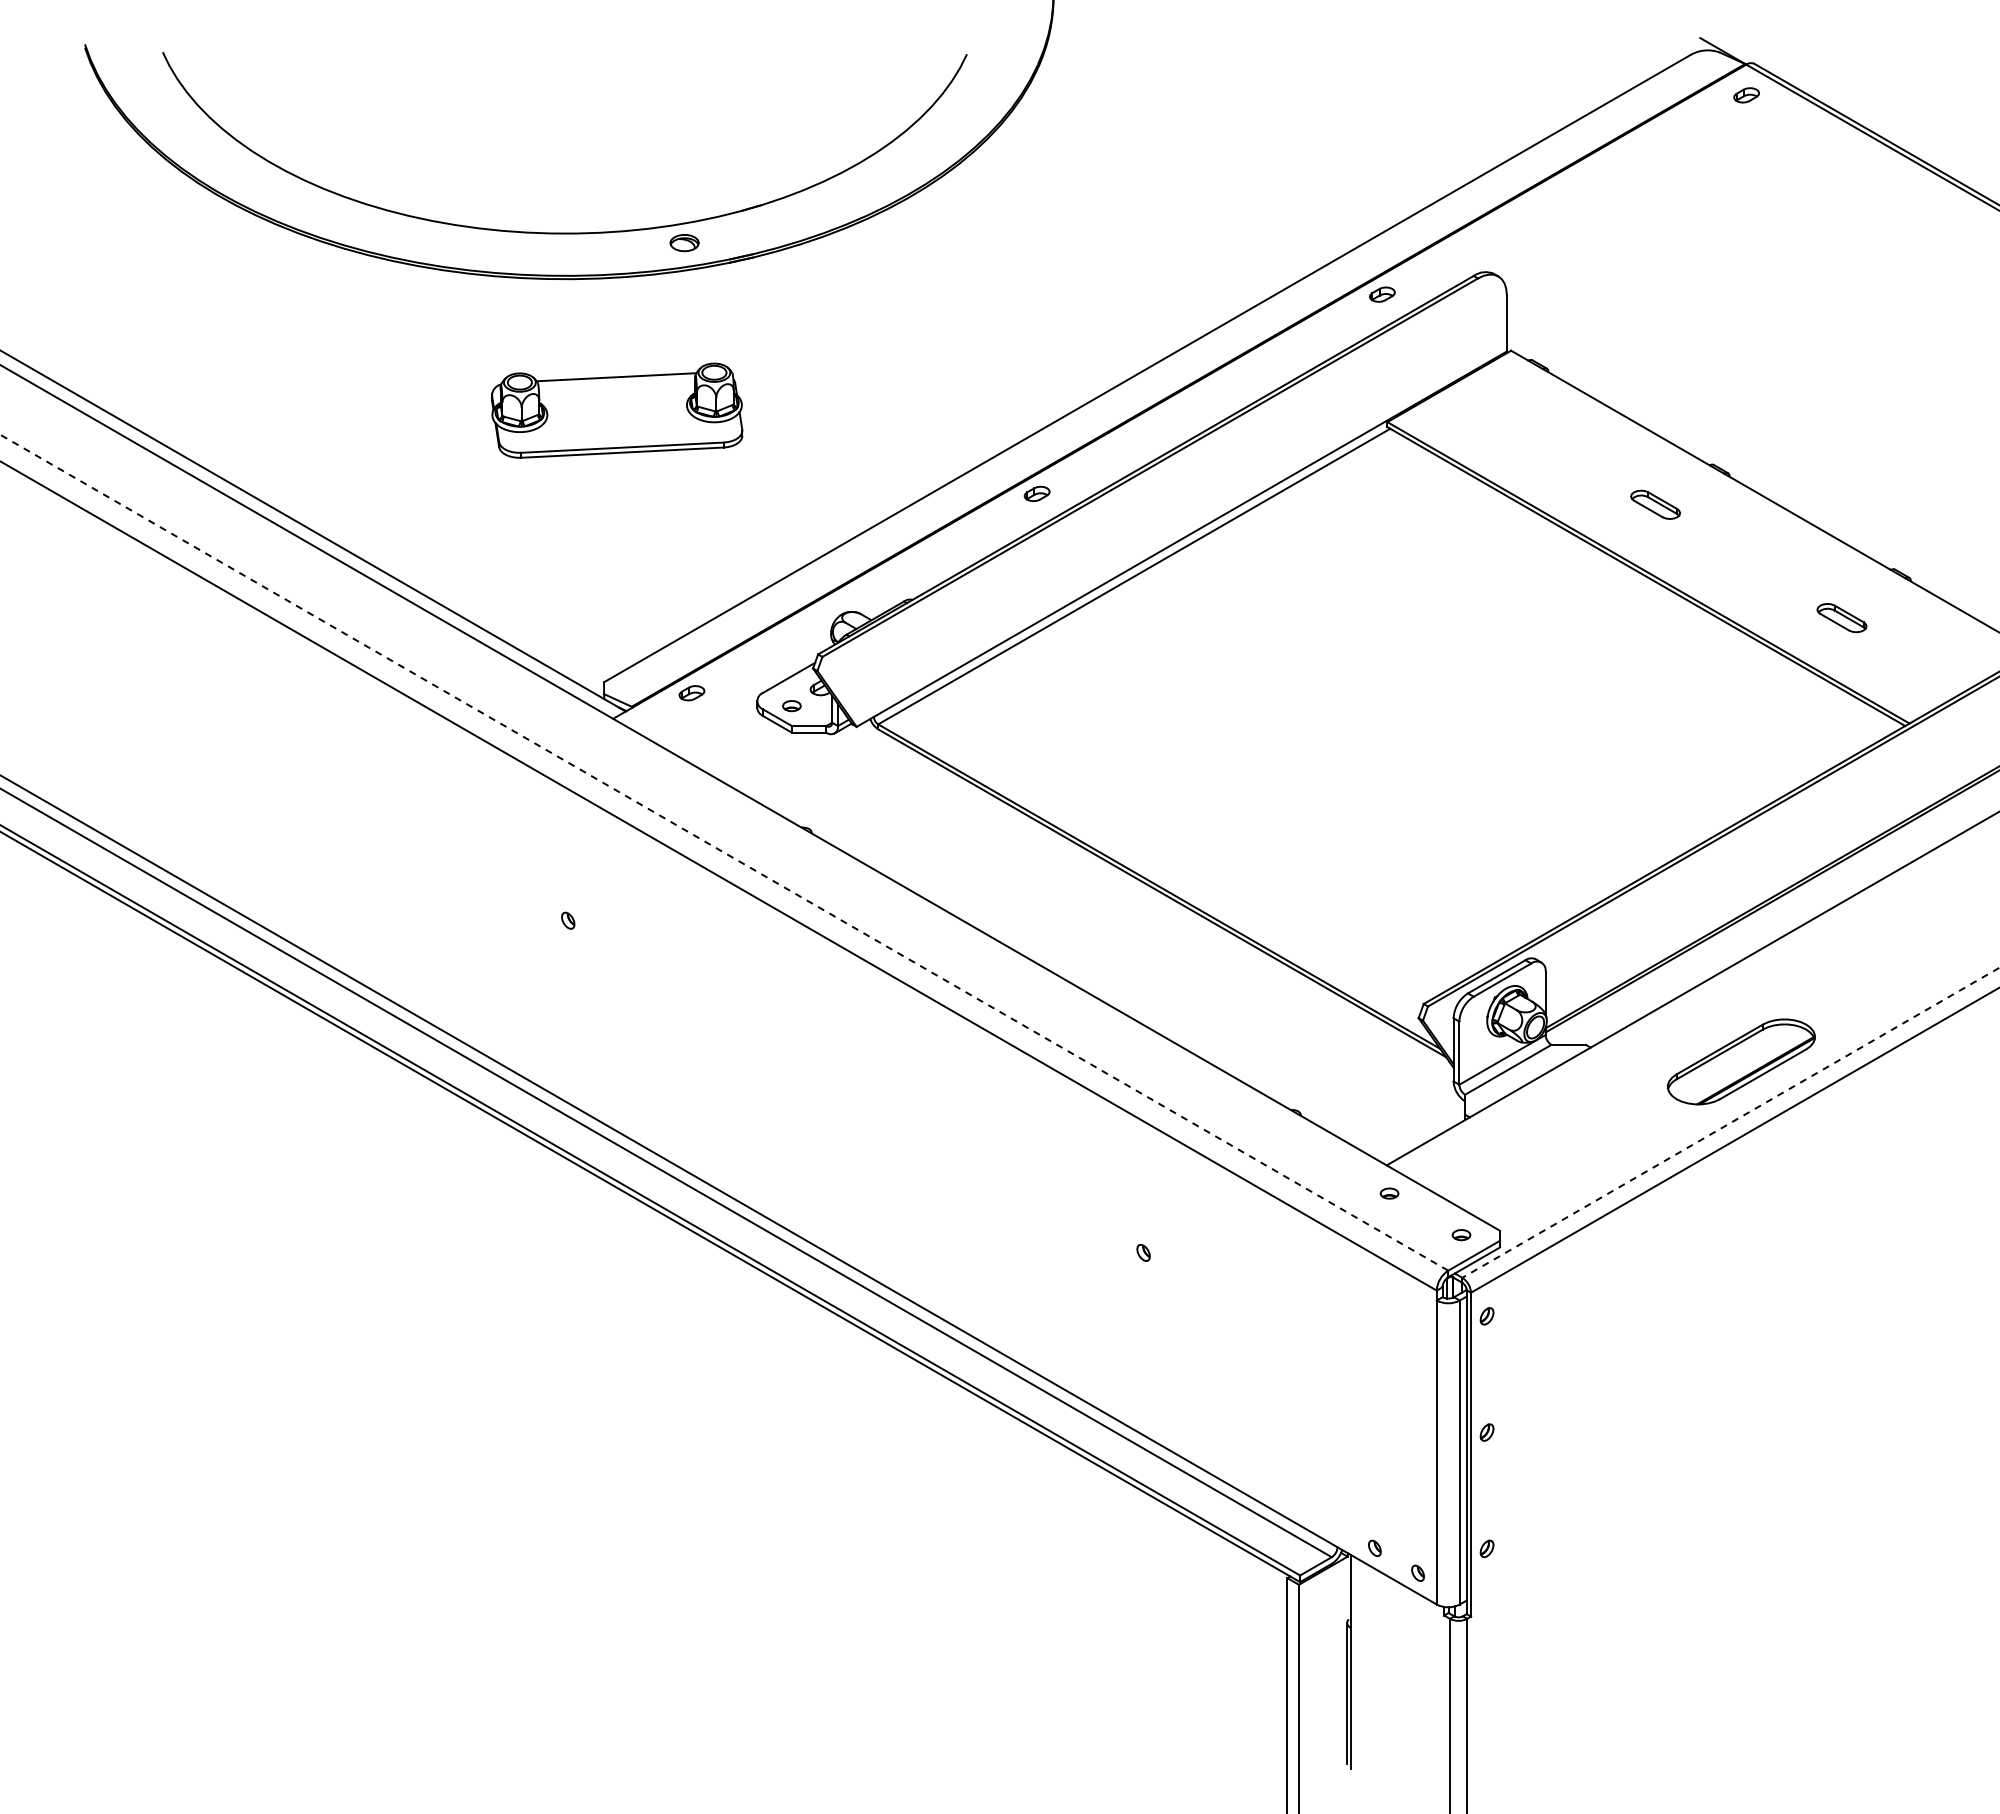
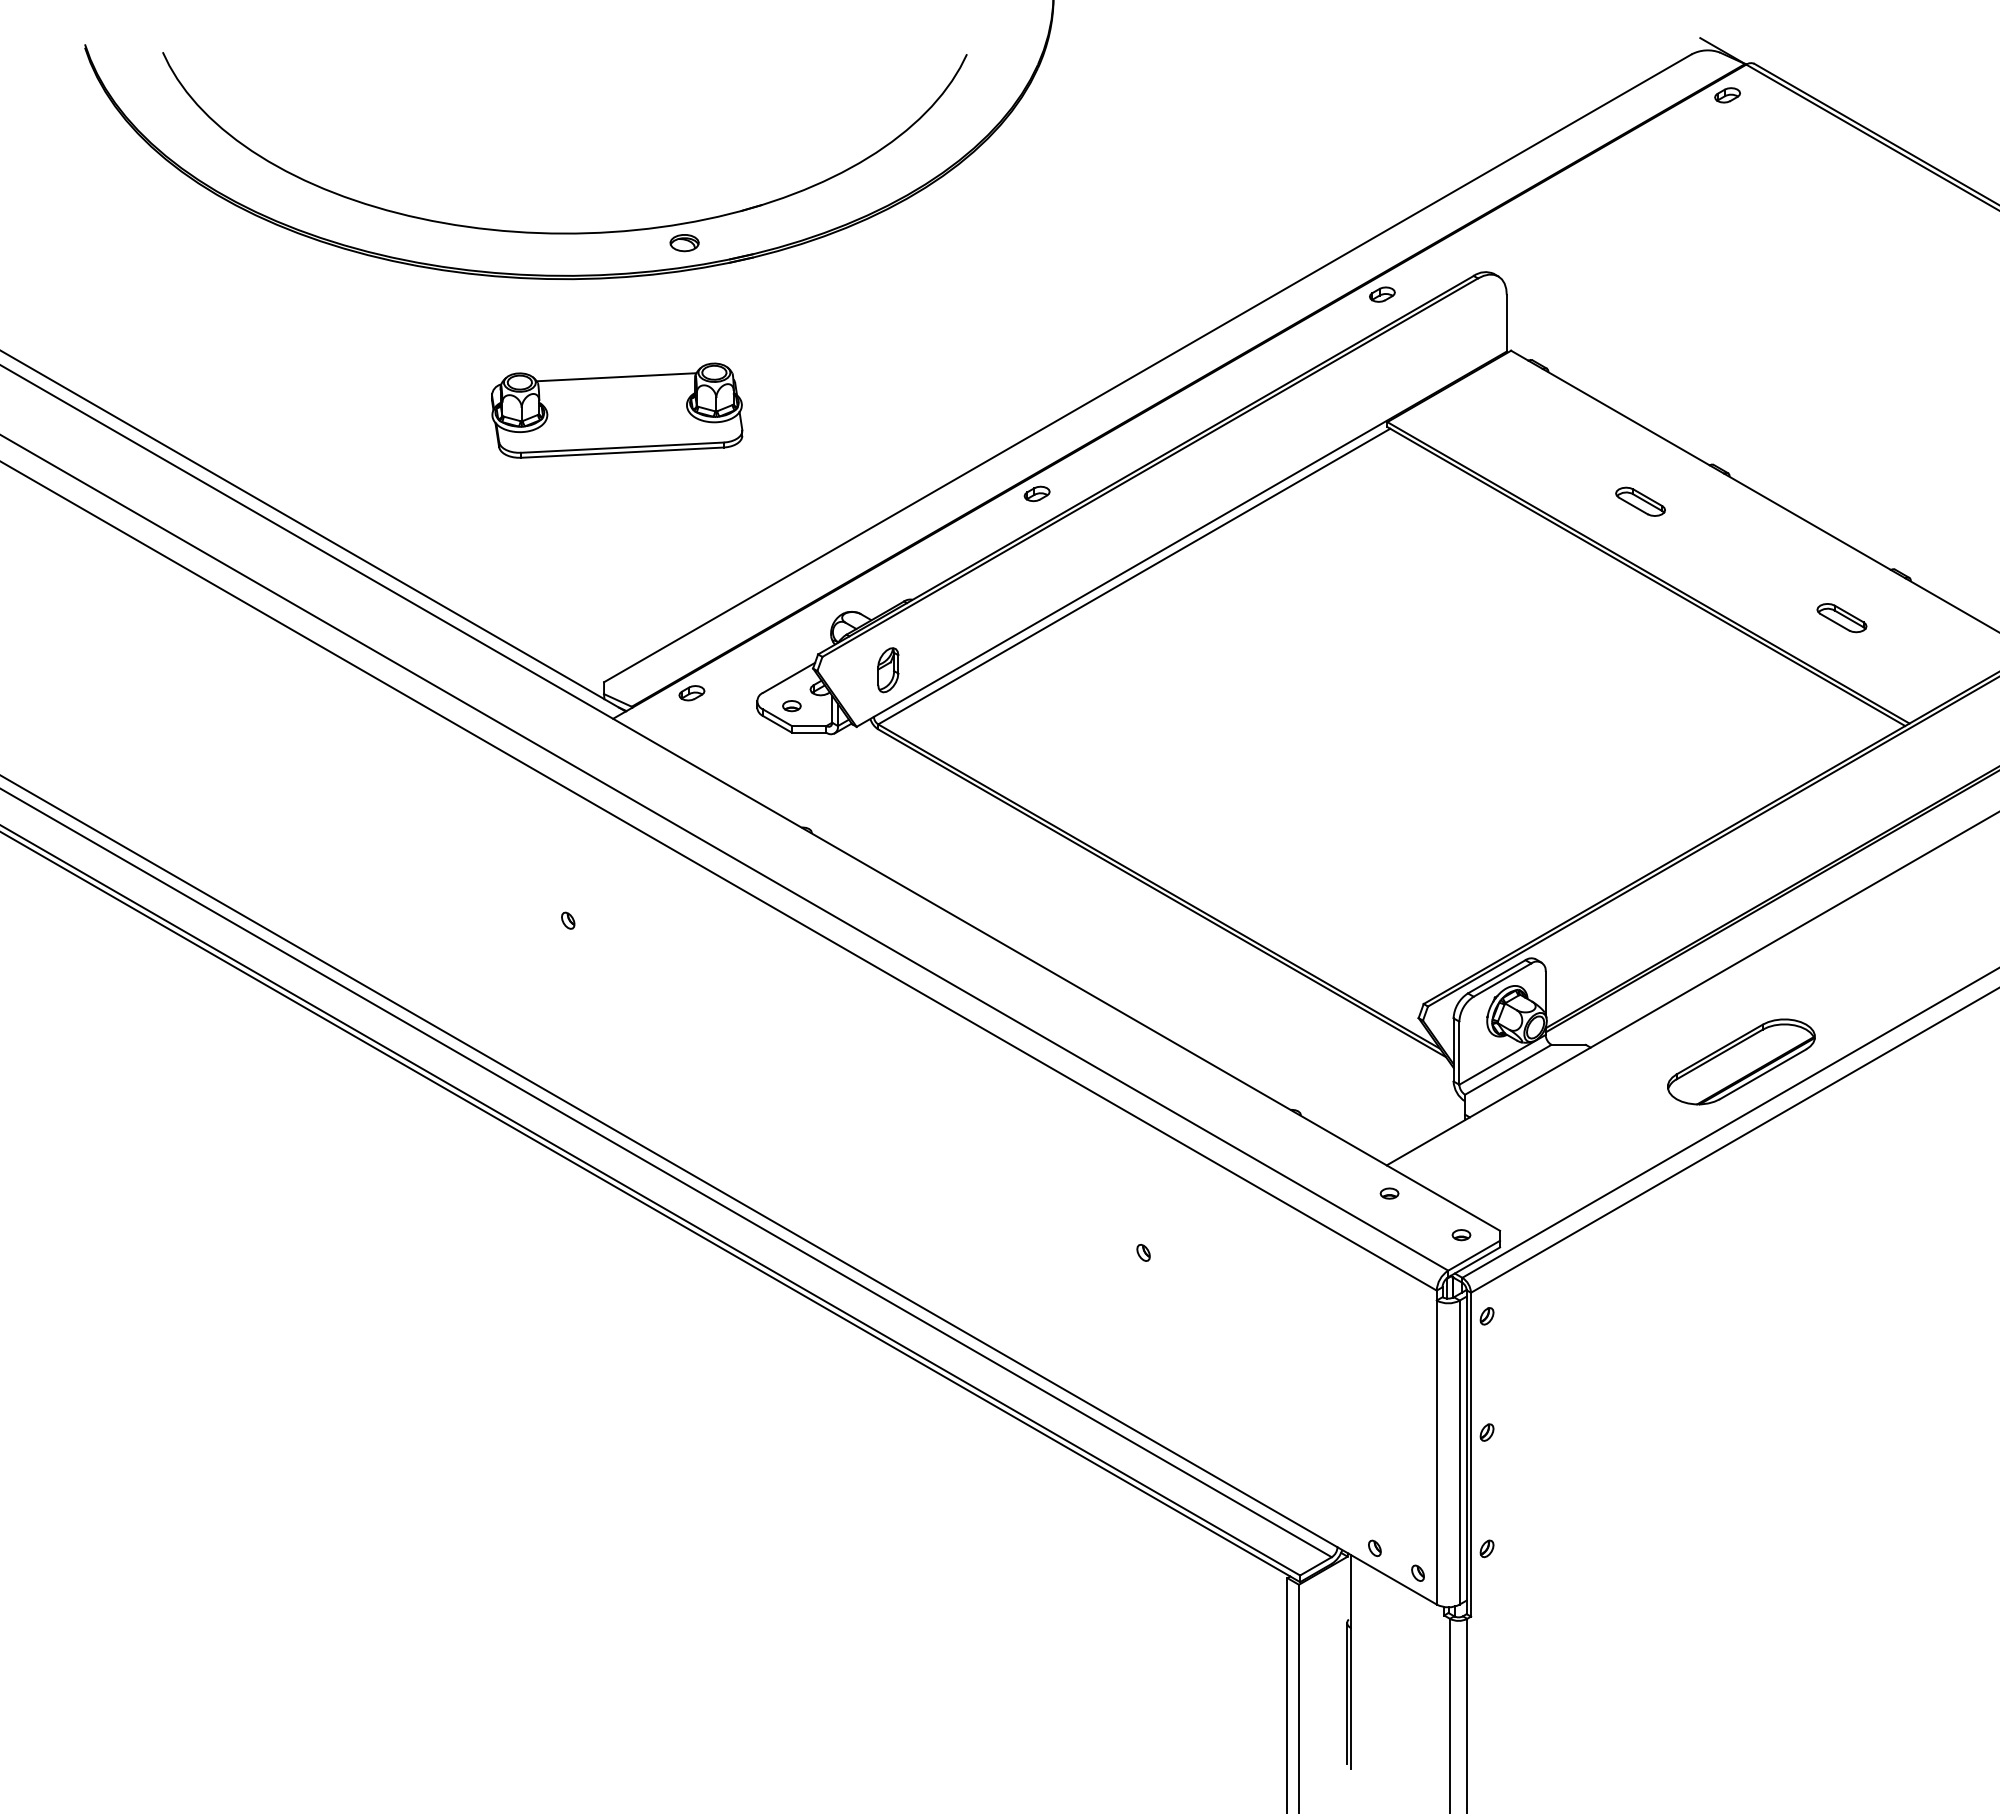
part position: (1746, 95) -> (1727, 95) (1727, 95)
part position: (1655, 504) -> (1640, 501) (1640, 501)
part: none -> present (888, 670)
line: dashed -> solid (724, 852)
line: dashed -> solid (1730, 1122)
